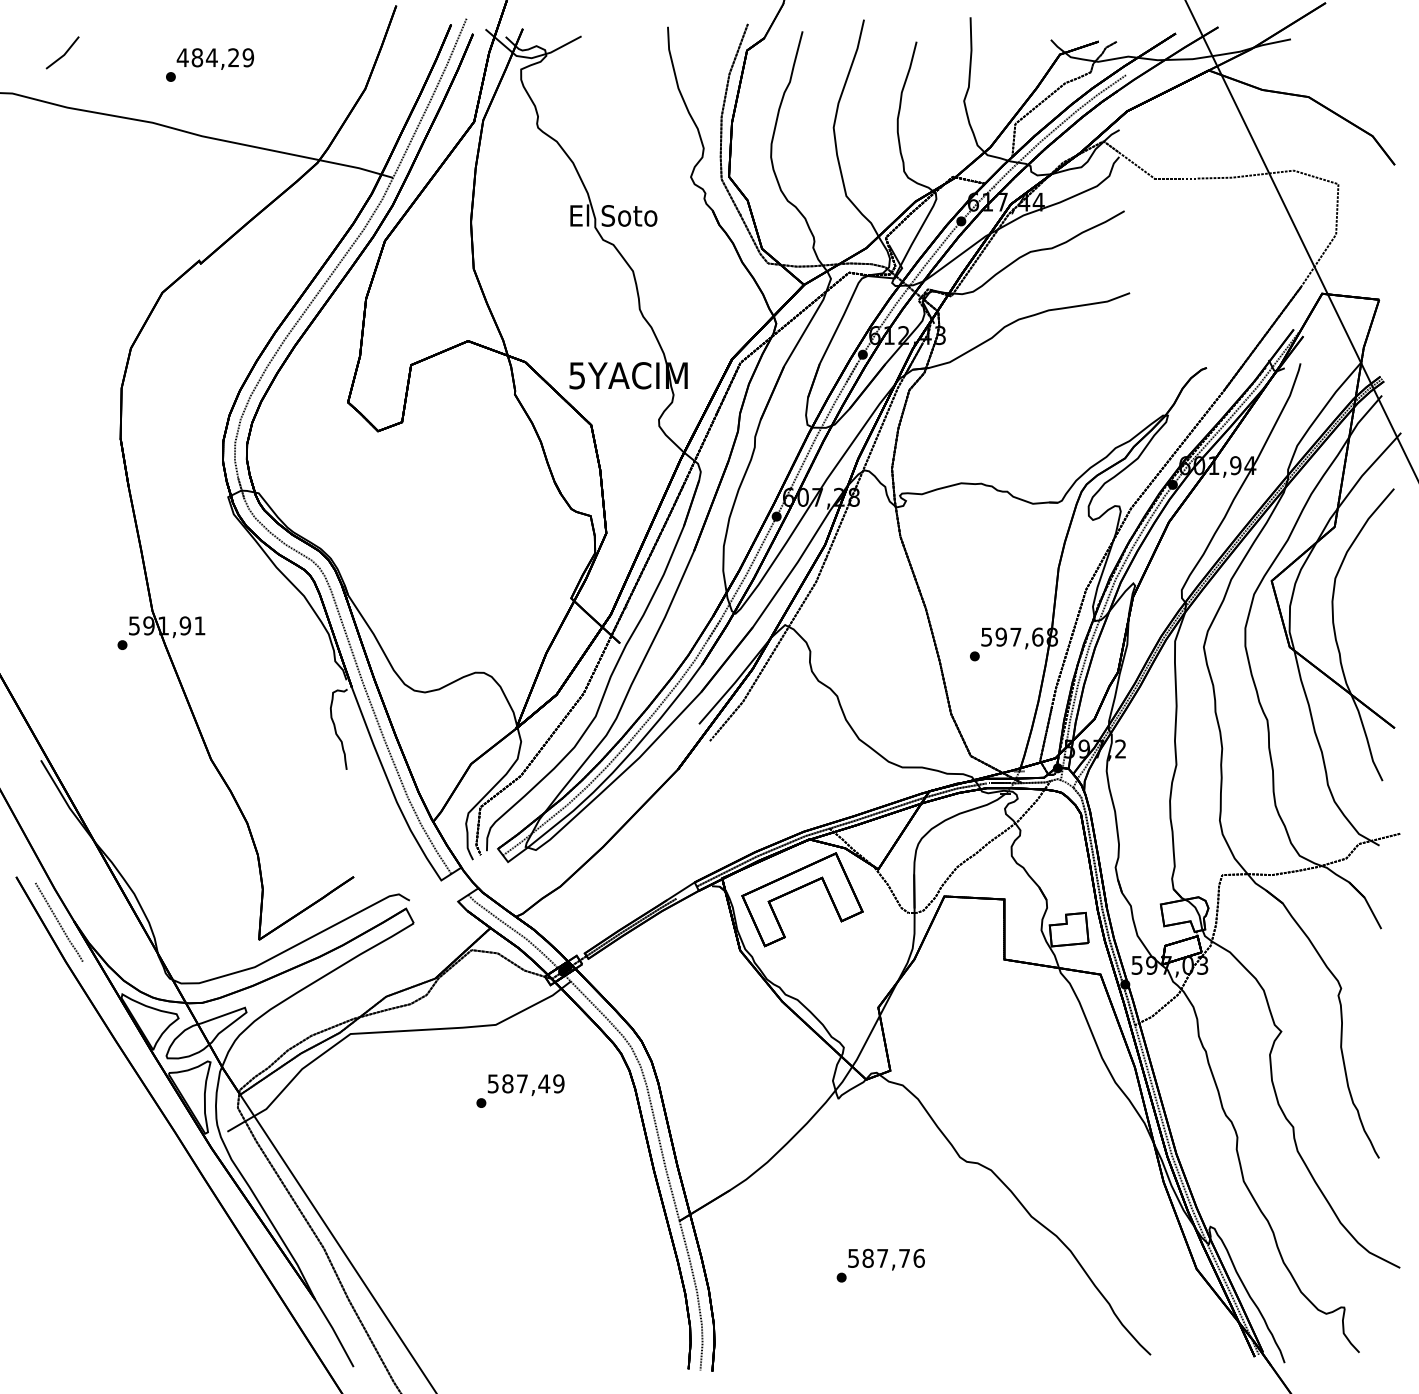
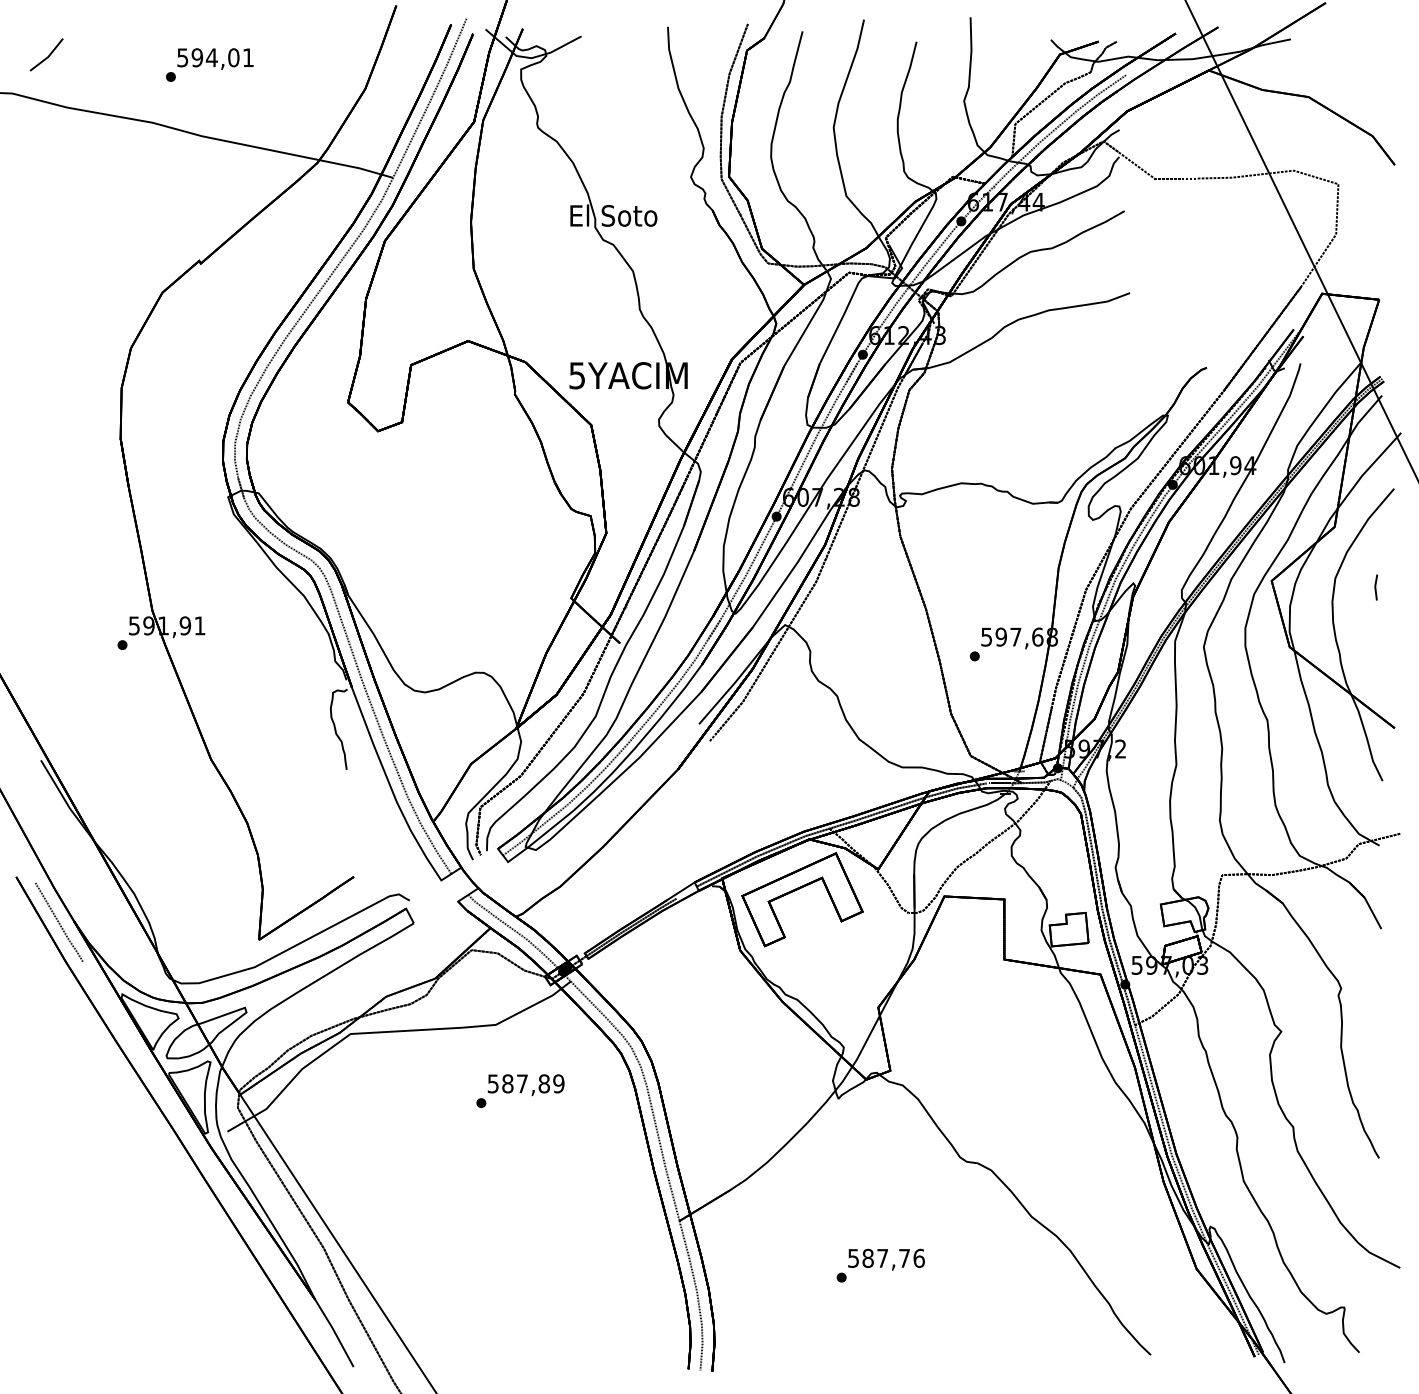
line position: (64, 53) -> (48, 55) (48, 55)
text: 484,29 -> 594,01 (215, 57)
line: none -> present (1375, 587)
text: 587,49 -> 587,89 (544, 1083)
